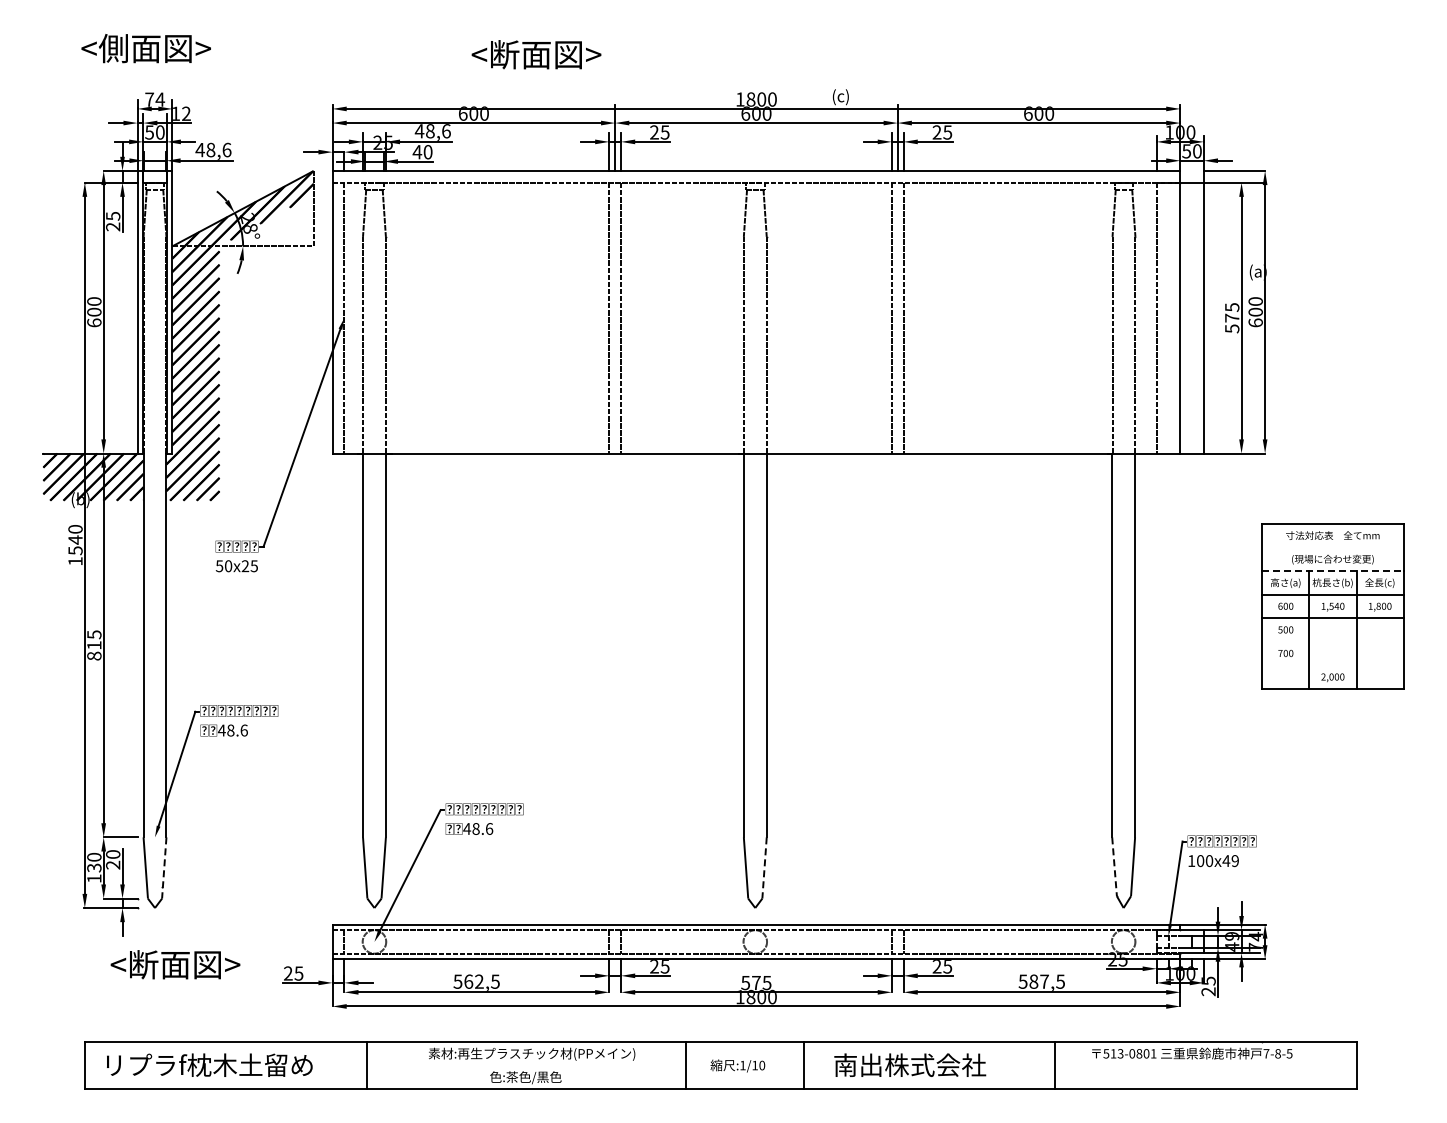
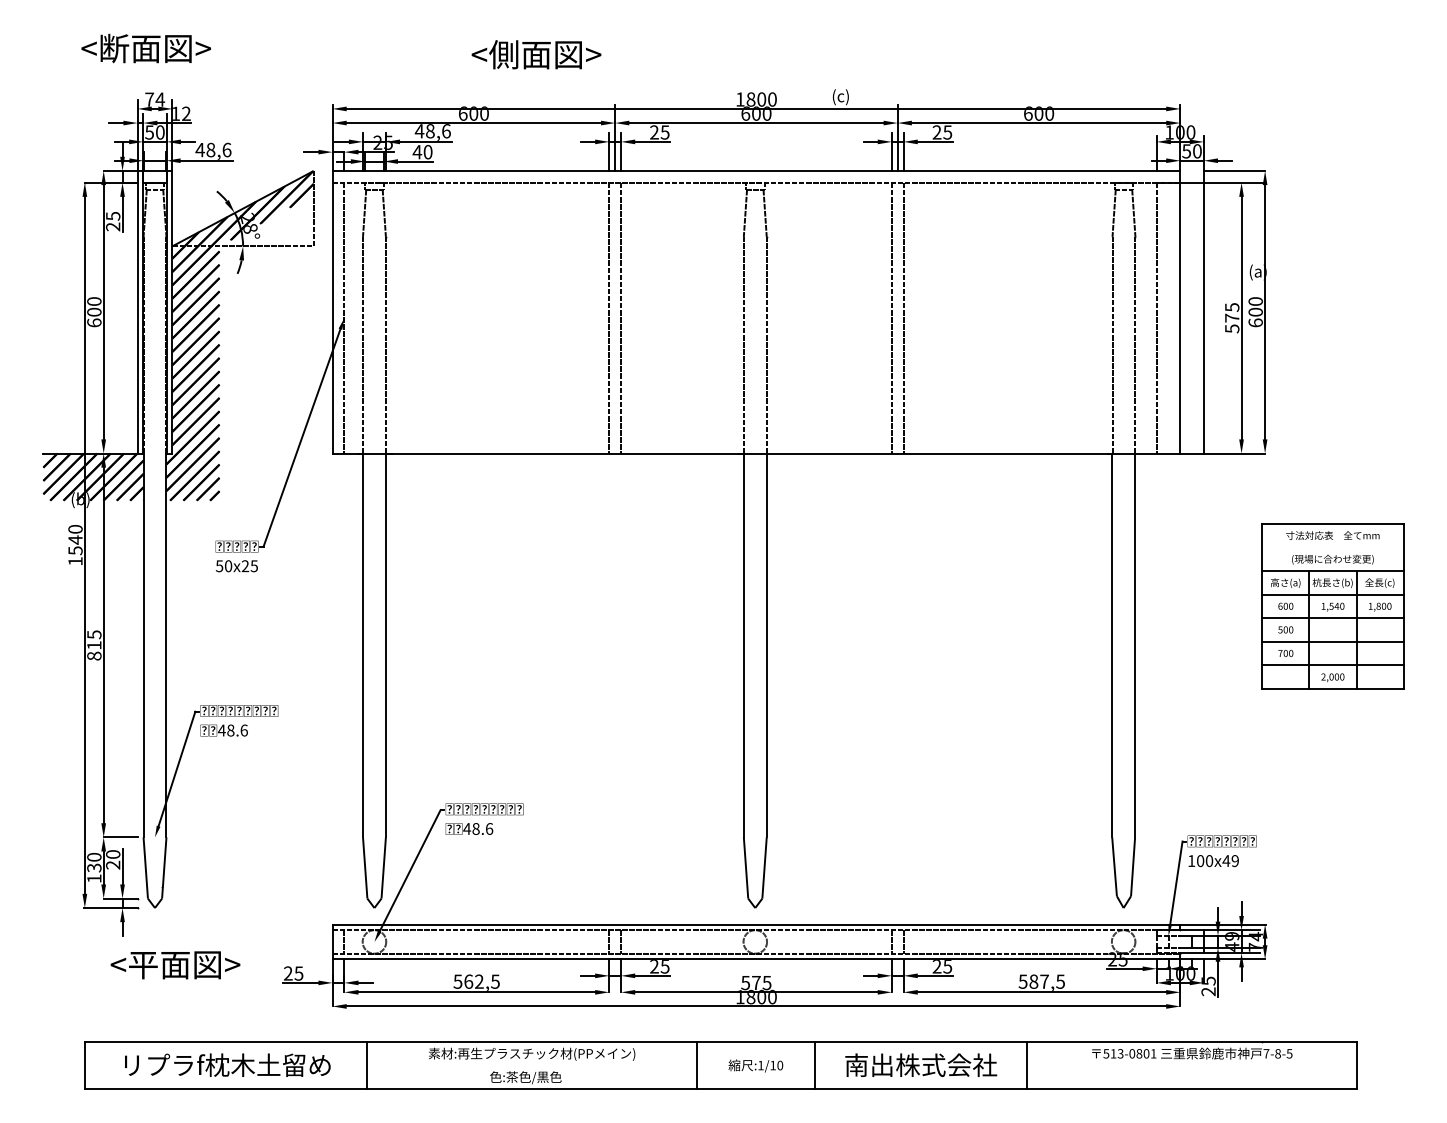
text: <側面図> -> <断面図> (113, 48)
text: <断面図> -> <側面図> (504, 54)
line: dashed -> solid (1332, 571)
line: none -> present (1332, 641)
line: none -> present (1332, 665)
line: dashed -> solid (1114, 867)
line: dashed -> solid (164, 868)
line: dashed -> solid (764, 868)
text: <断面図> -> <平面図> (143, 964)
text position: (209, 1064) -> (227, 1064) (227, 1064)
text position: (910, 1064) -> (921, 1064) (921, 1064)
line position: (686, 1065) -> (697, 1065) (697, 1065)
text position: (737, 1065) -> (755, 1065) (755, 1065)
line position: (803, 1065) -> (814, 1065) (814, 1065)
line position: (1054, 1065) -> (1026, 1065) (1026, 1065)
